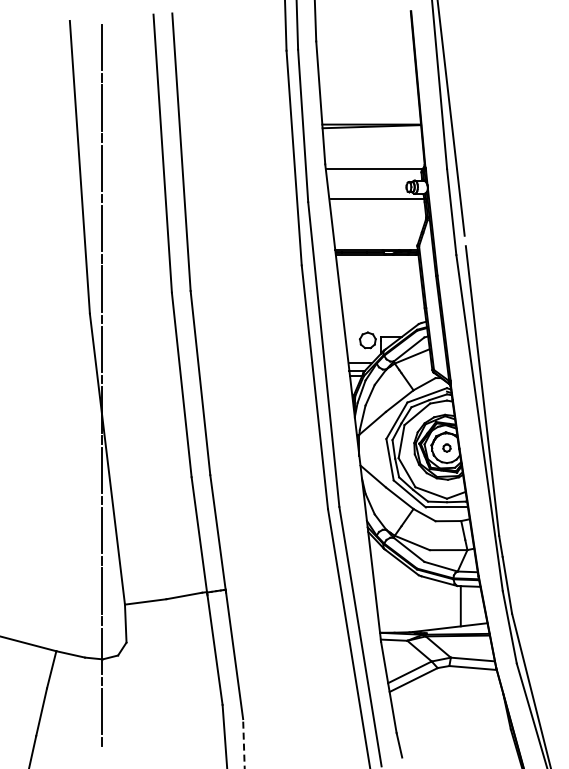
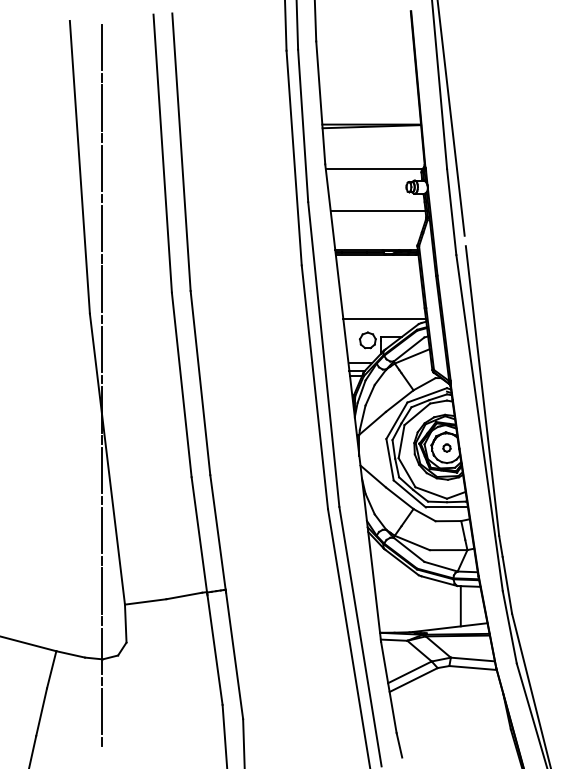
line position: (377, 199) -> (377, 211) (377, 211)
line: none -> present (384, 318)
line: dashed -> solid (243, 743)
